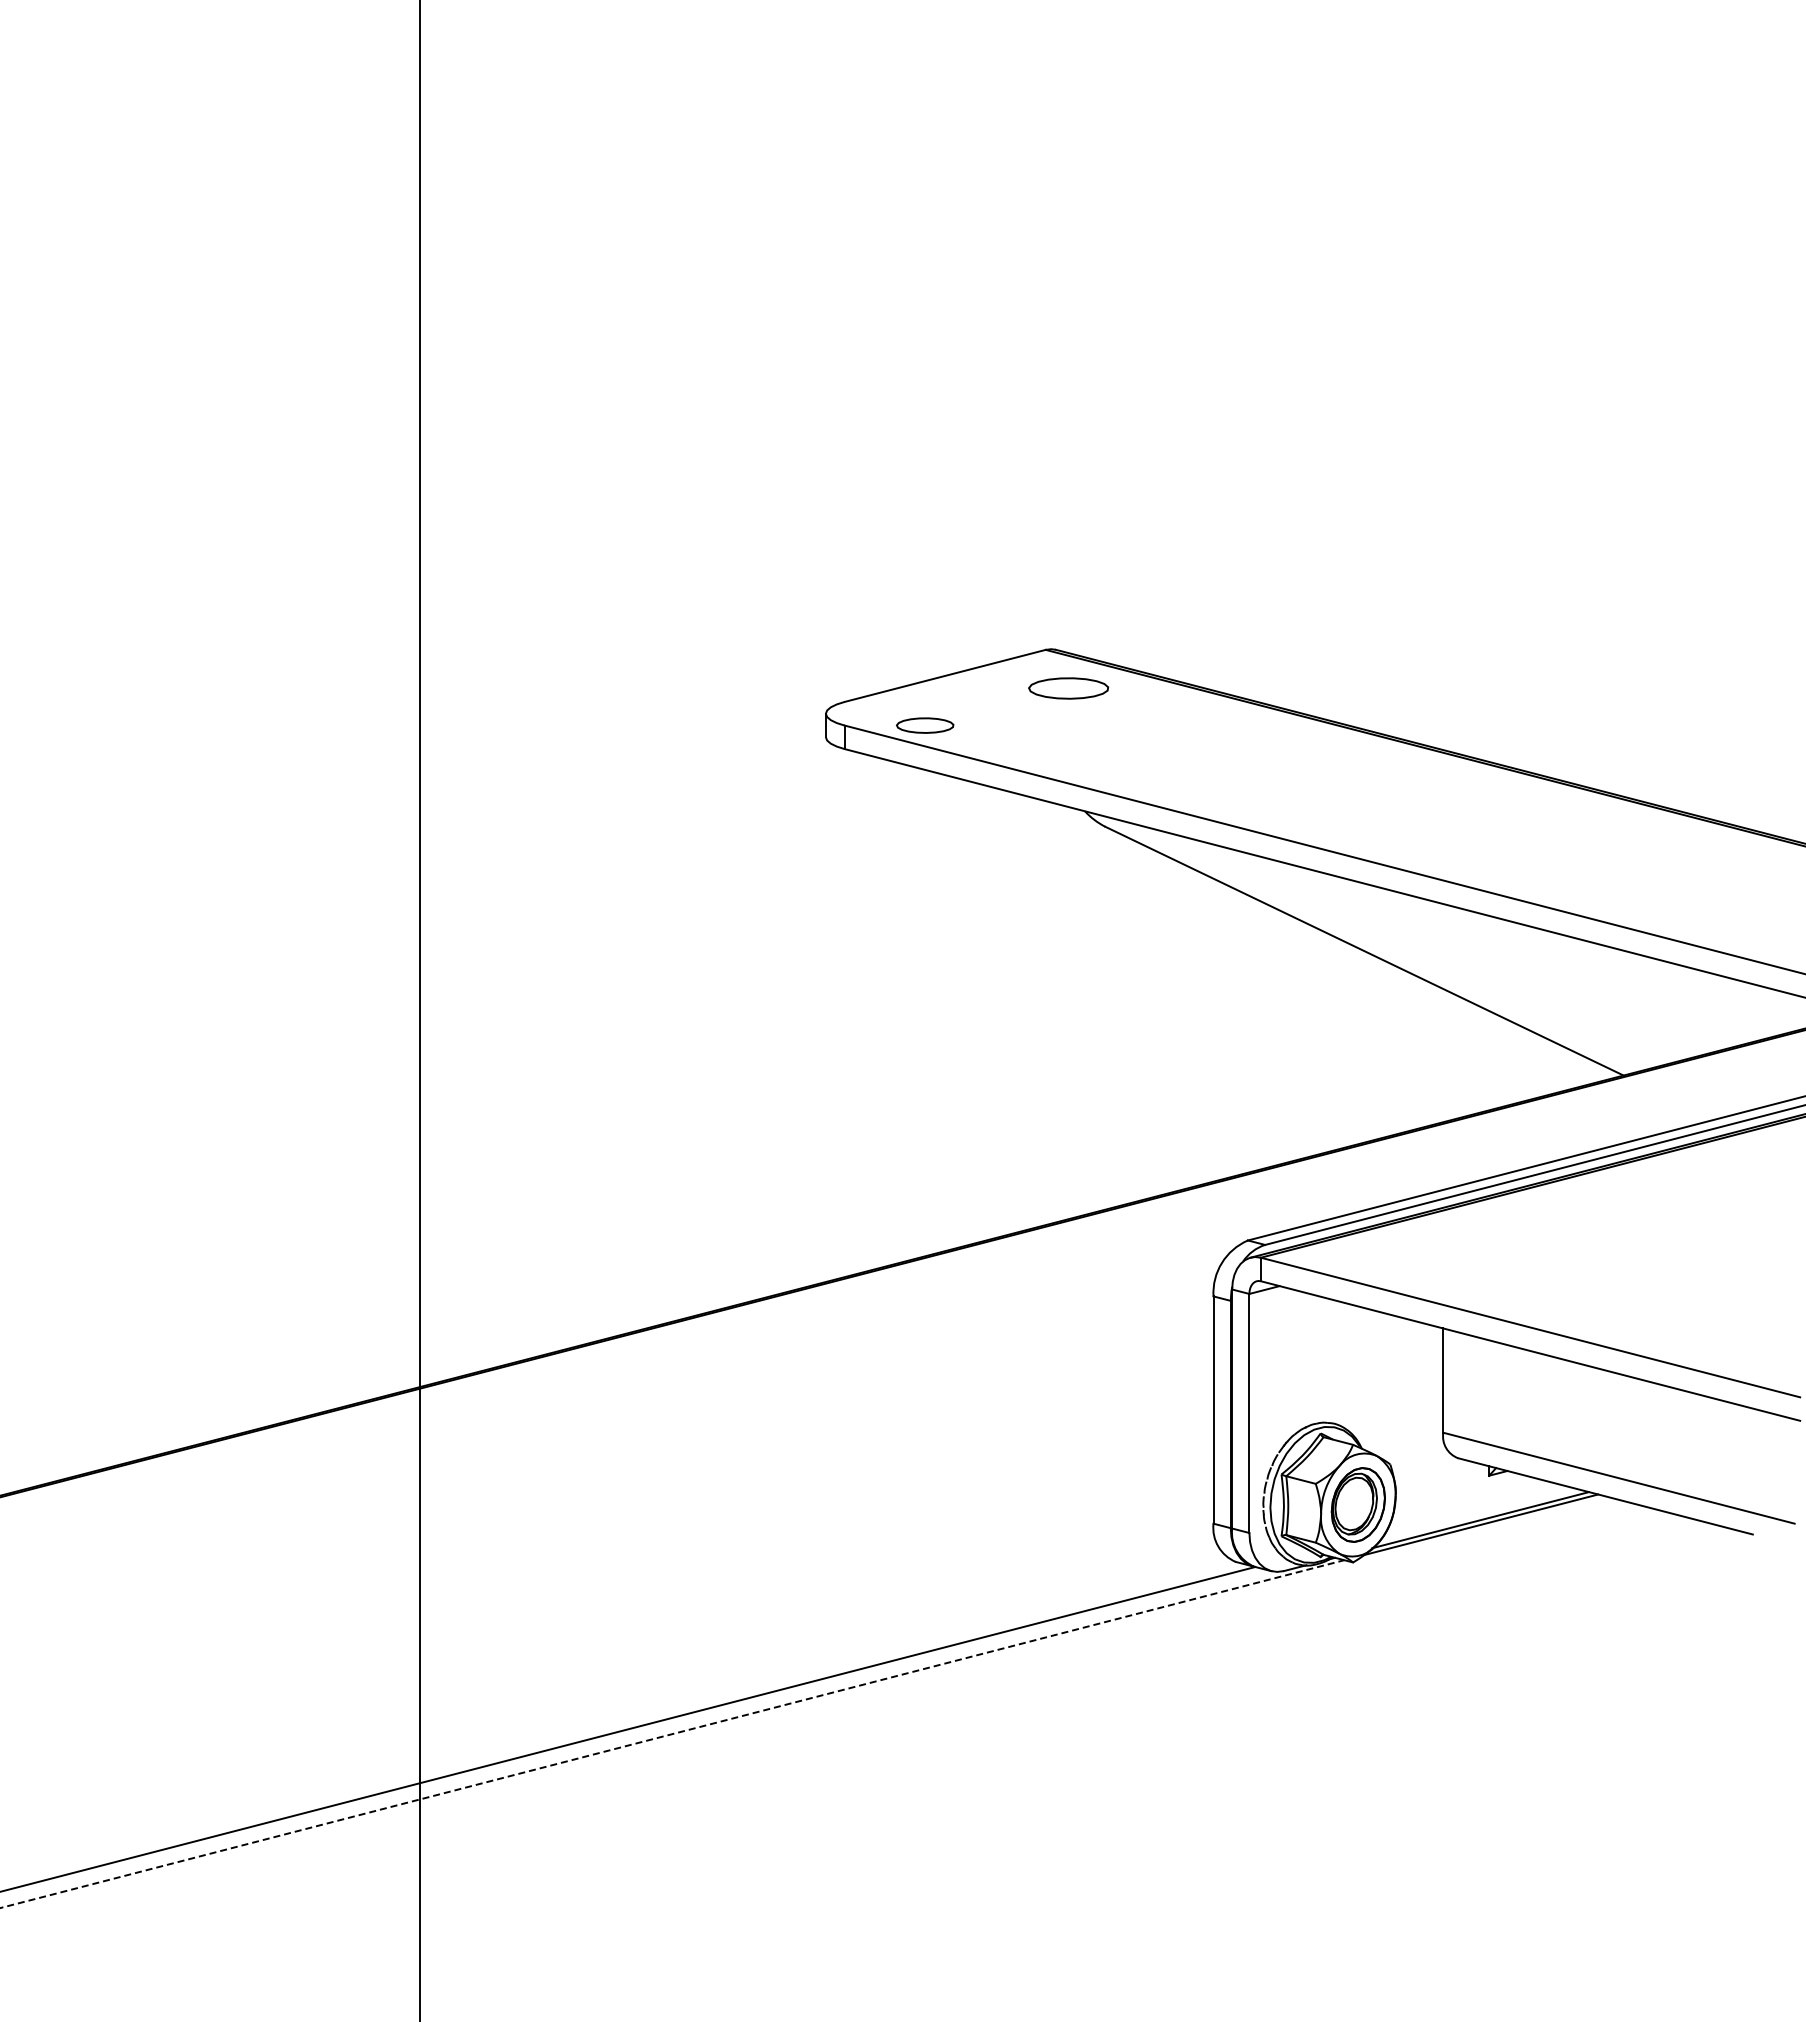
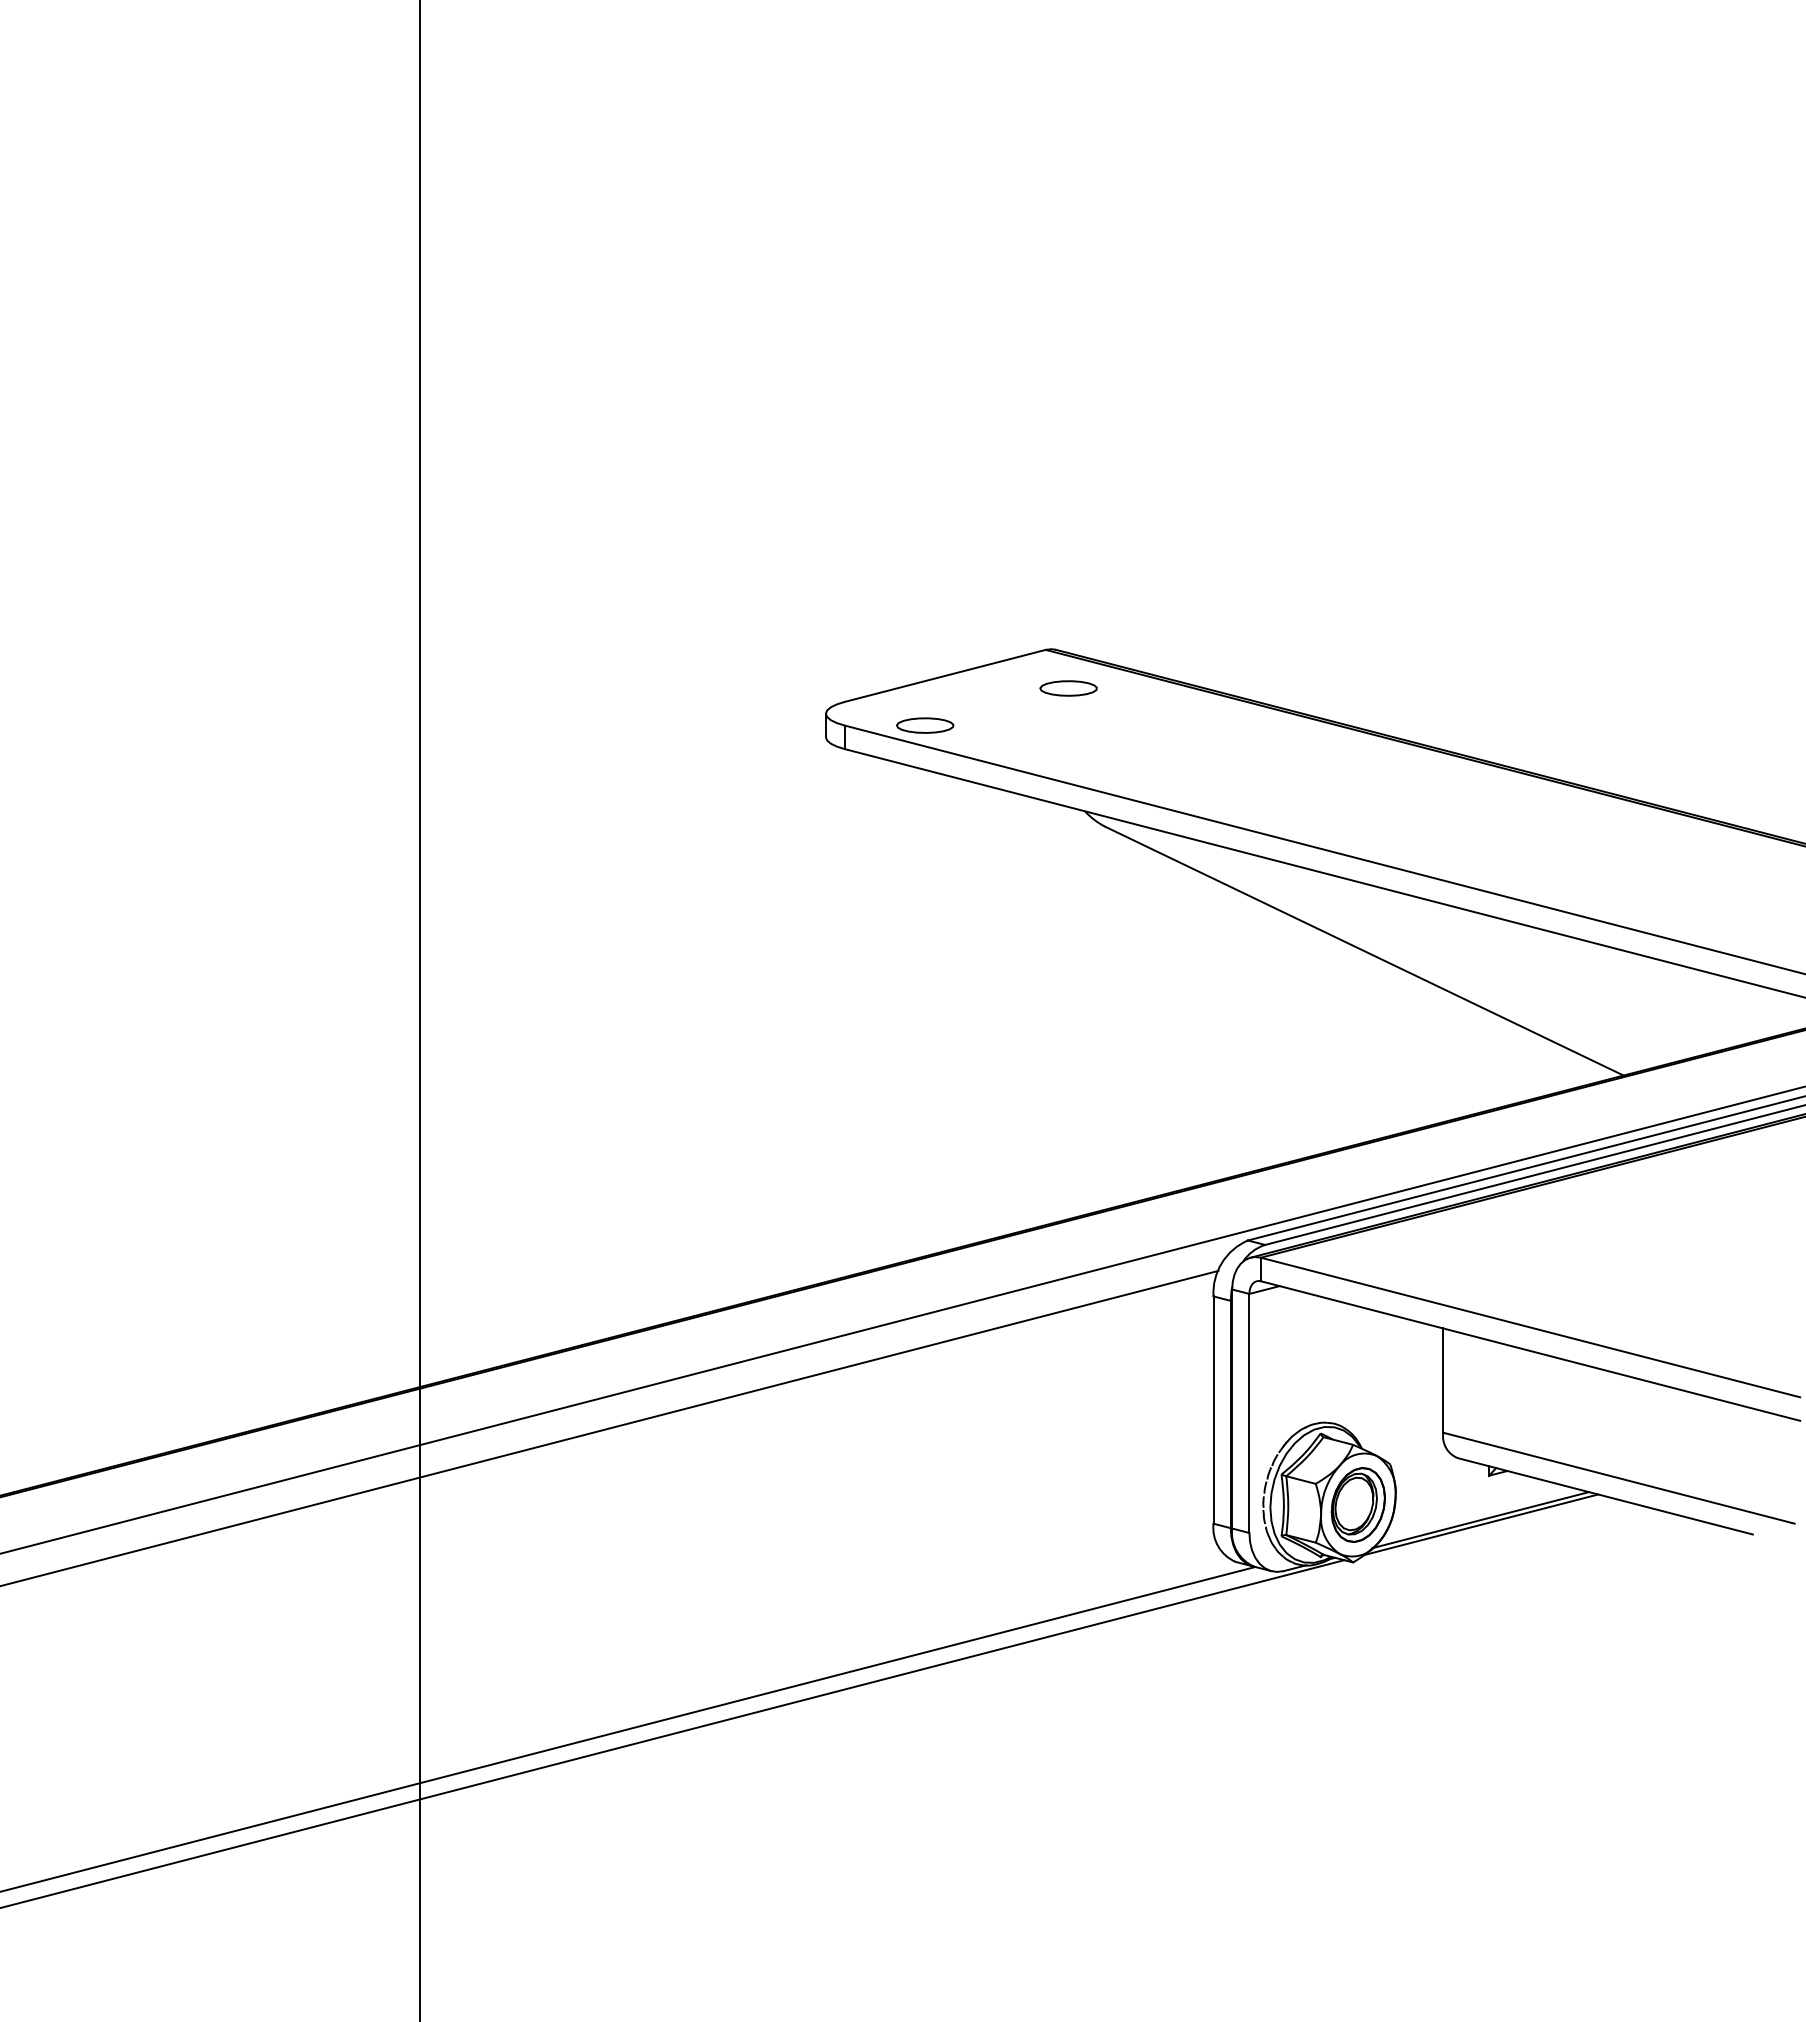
part size: 82x23 px -> 59x17 px (1068, 688)
line: none -> present (902, 1320)
line: none -> present (610, 1427)
line: dashed -> solid (672, 1734)
